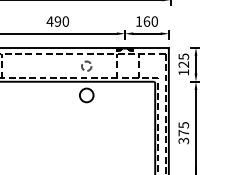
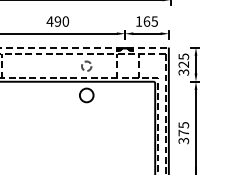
text: 160 -> 165 (154, 21)
line: solid -> dashed (84, 47)
text: 125 -> 325 (183, 72)
